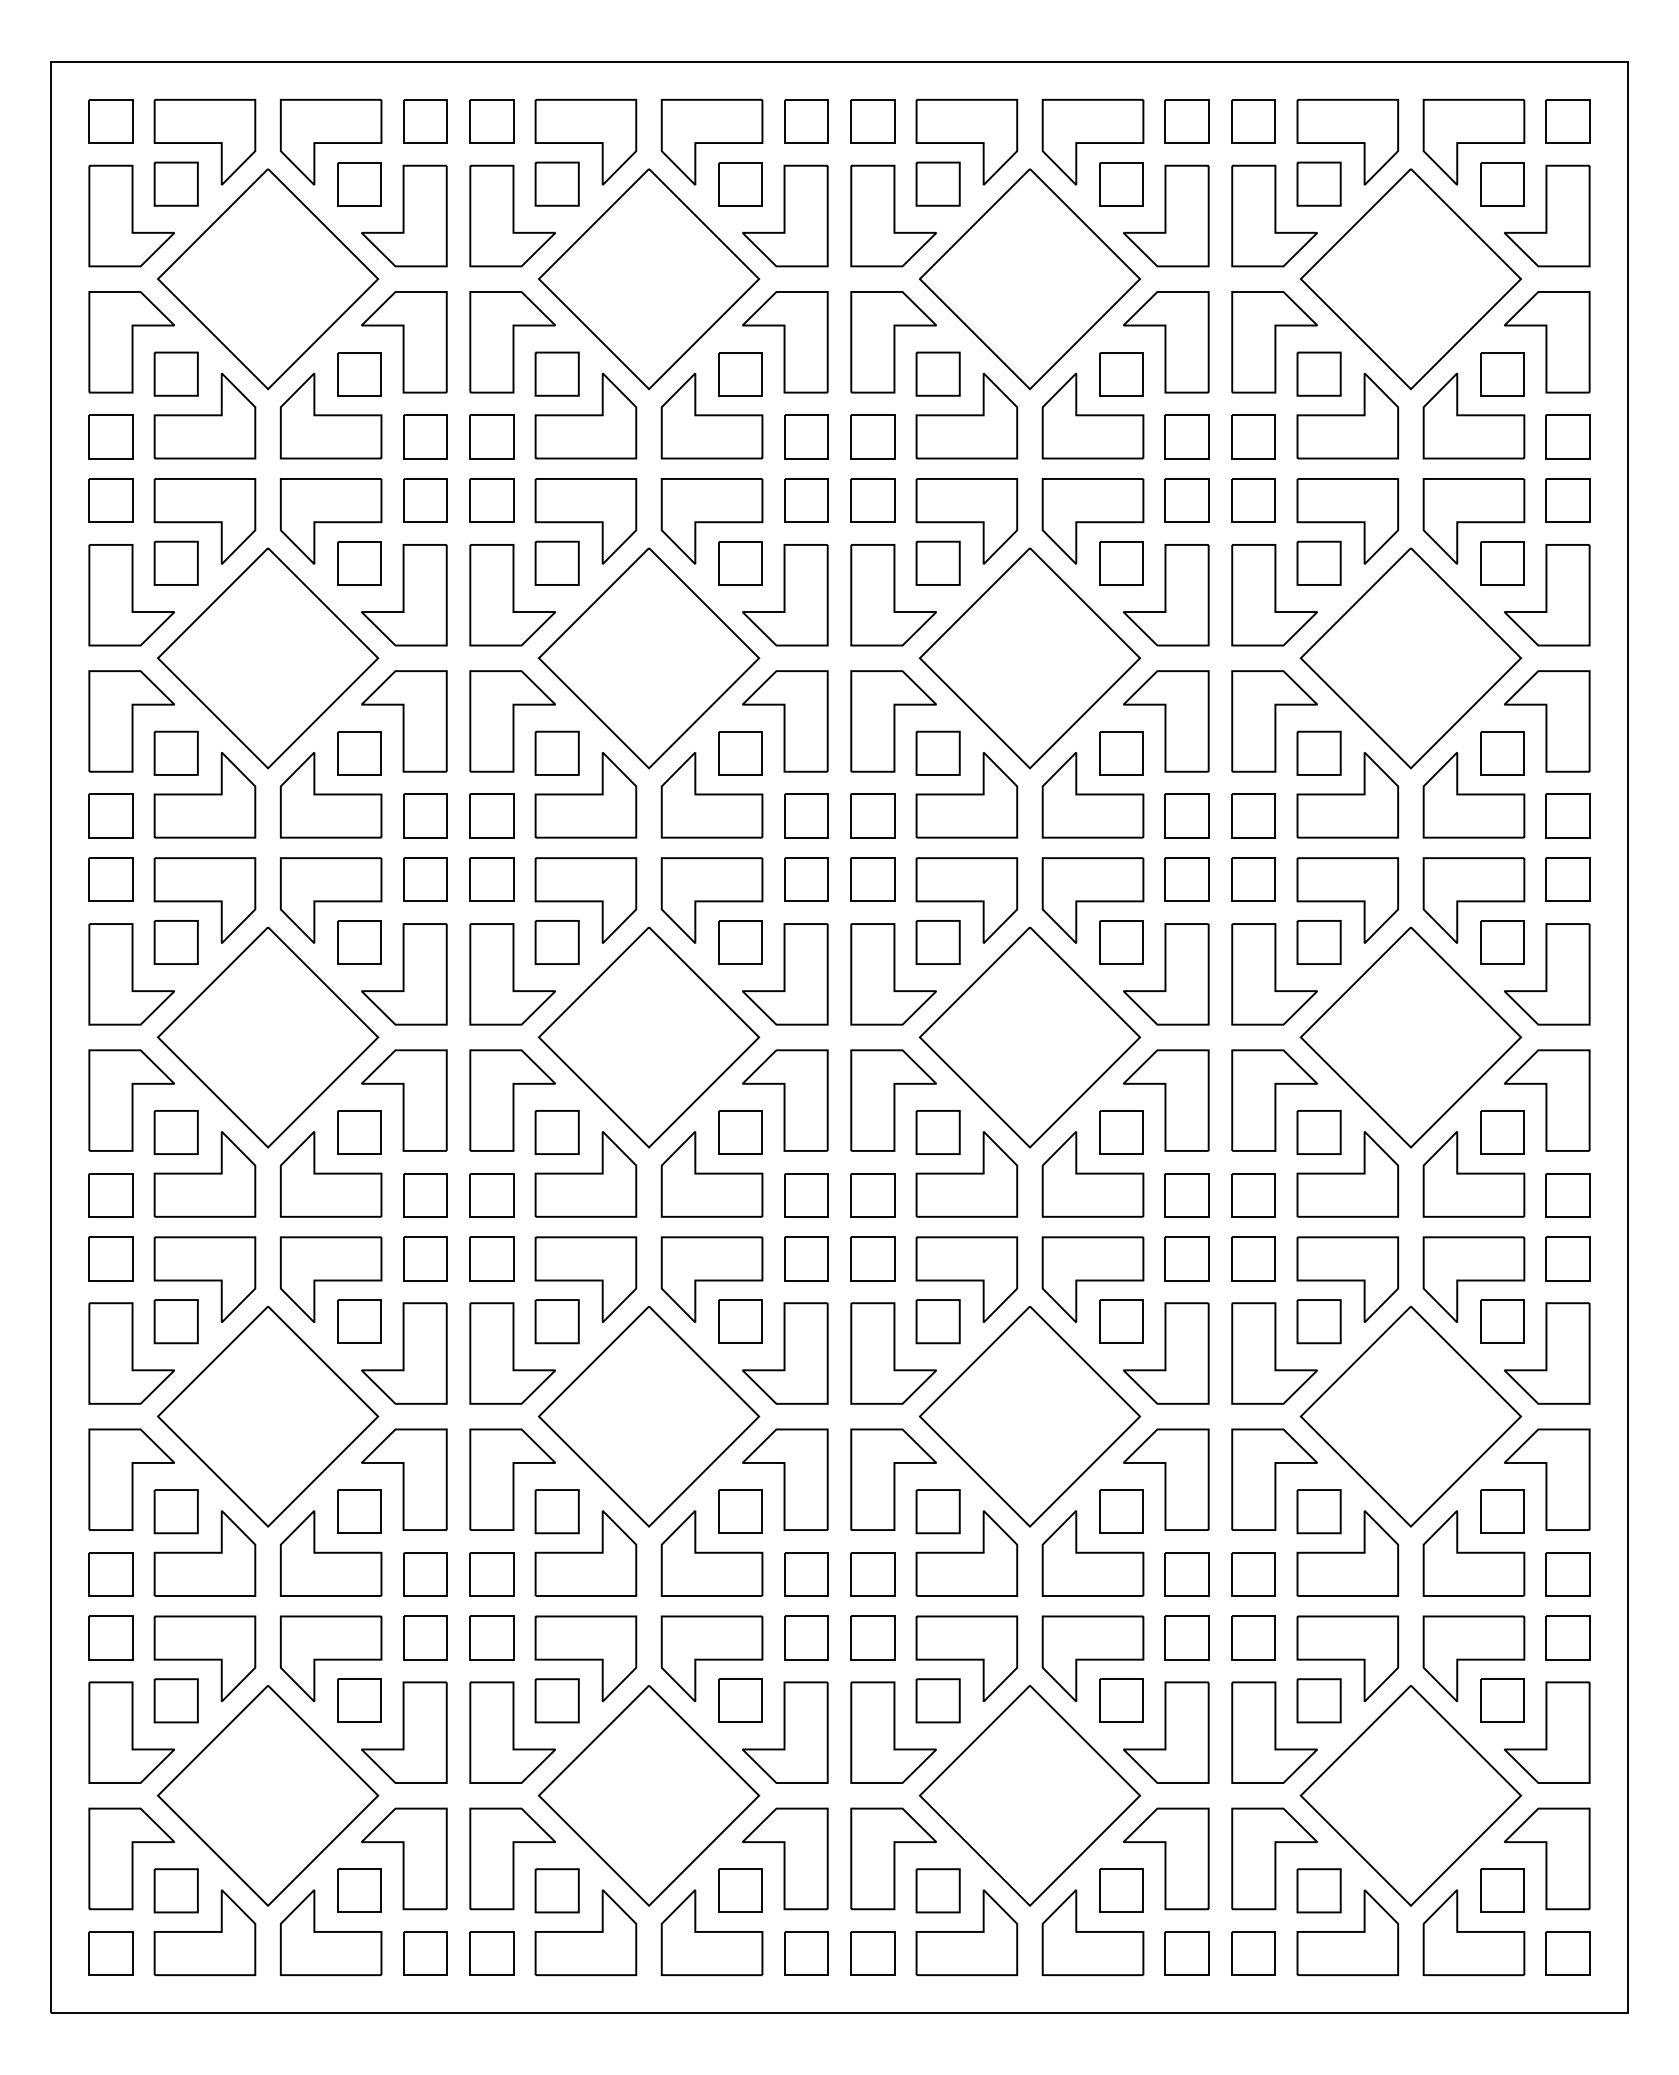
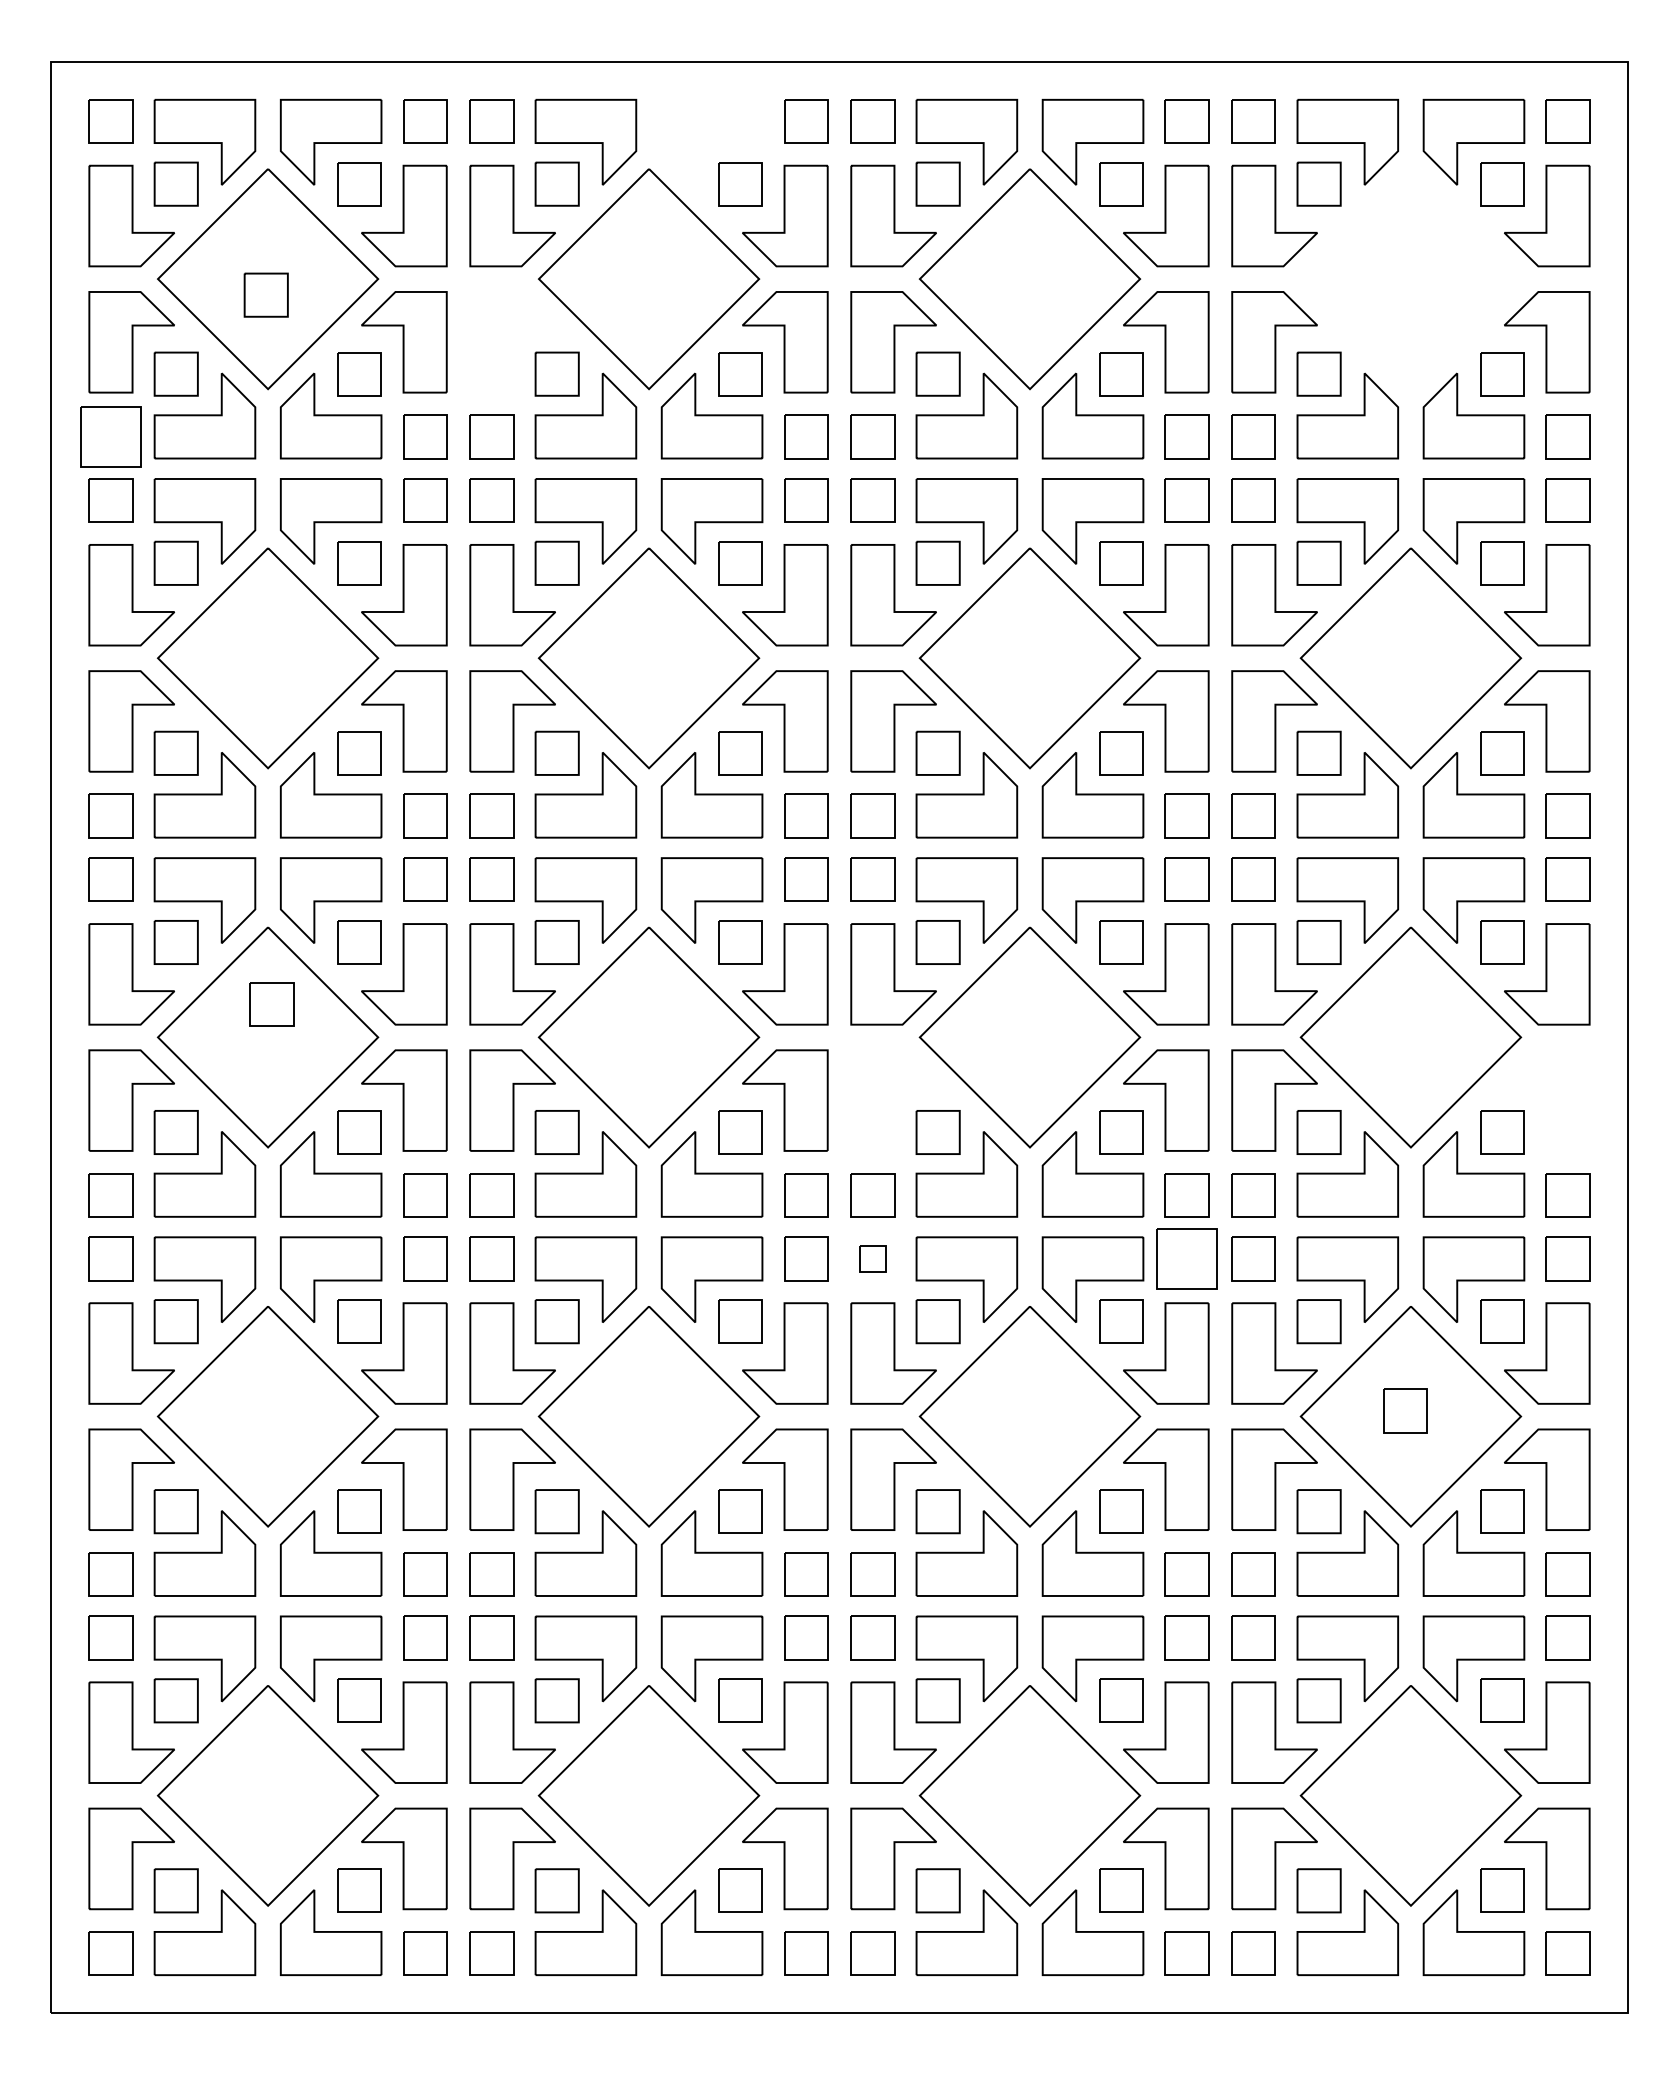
part: present -> none (711, 141)
part: present -> none (1410, 279)
part: none -> present (265, 294)
part: present -> none (512, 342)
part size: 46x46 px -> 62x62 px (110, 436)
part: none -> present (271, 1004)
part: present -> none (893, 1100)
part: present -> none (1547, 1100)
part size: 46x46 px -> 28x28 px (872, 1258)
part size: 46x46 px -> 62x62 px (1186, 1258)
part: none -> present (1405, 1410)
